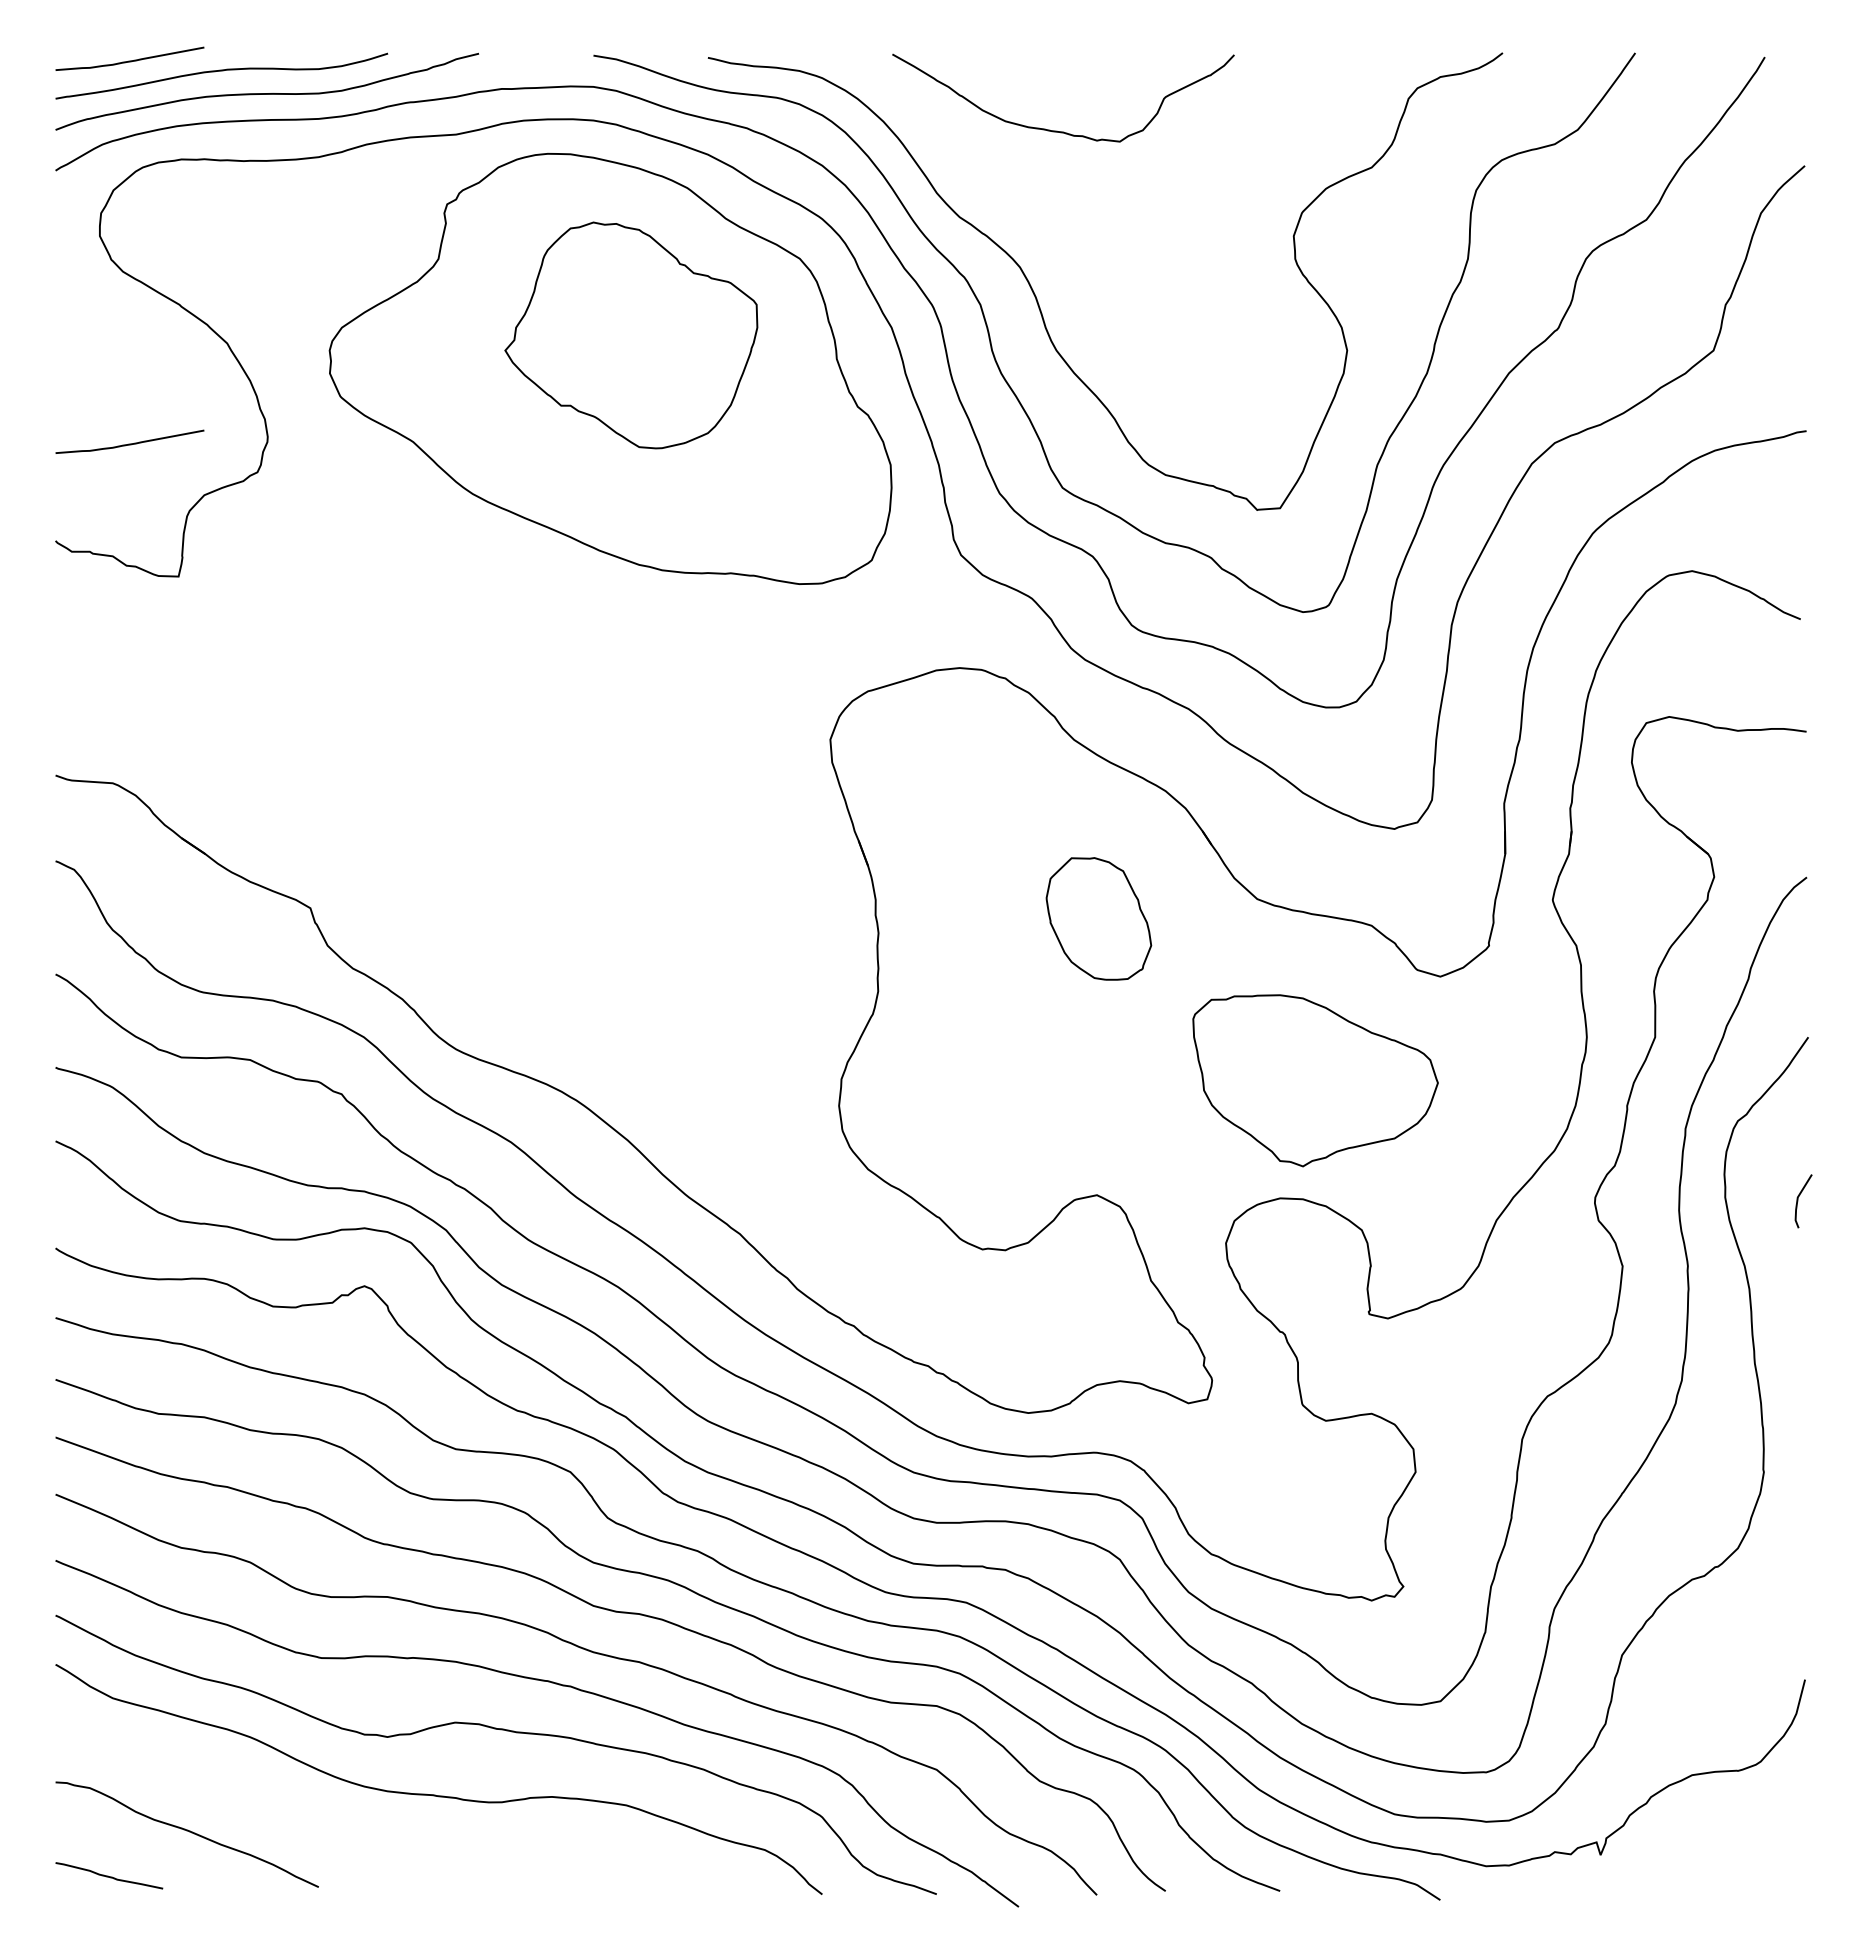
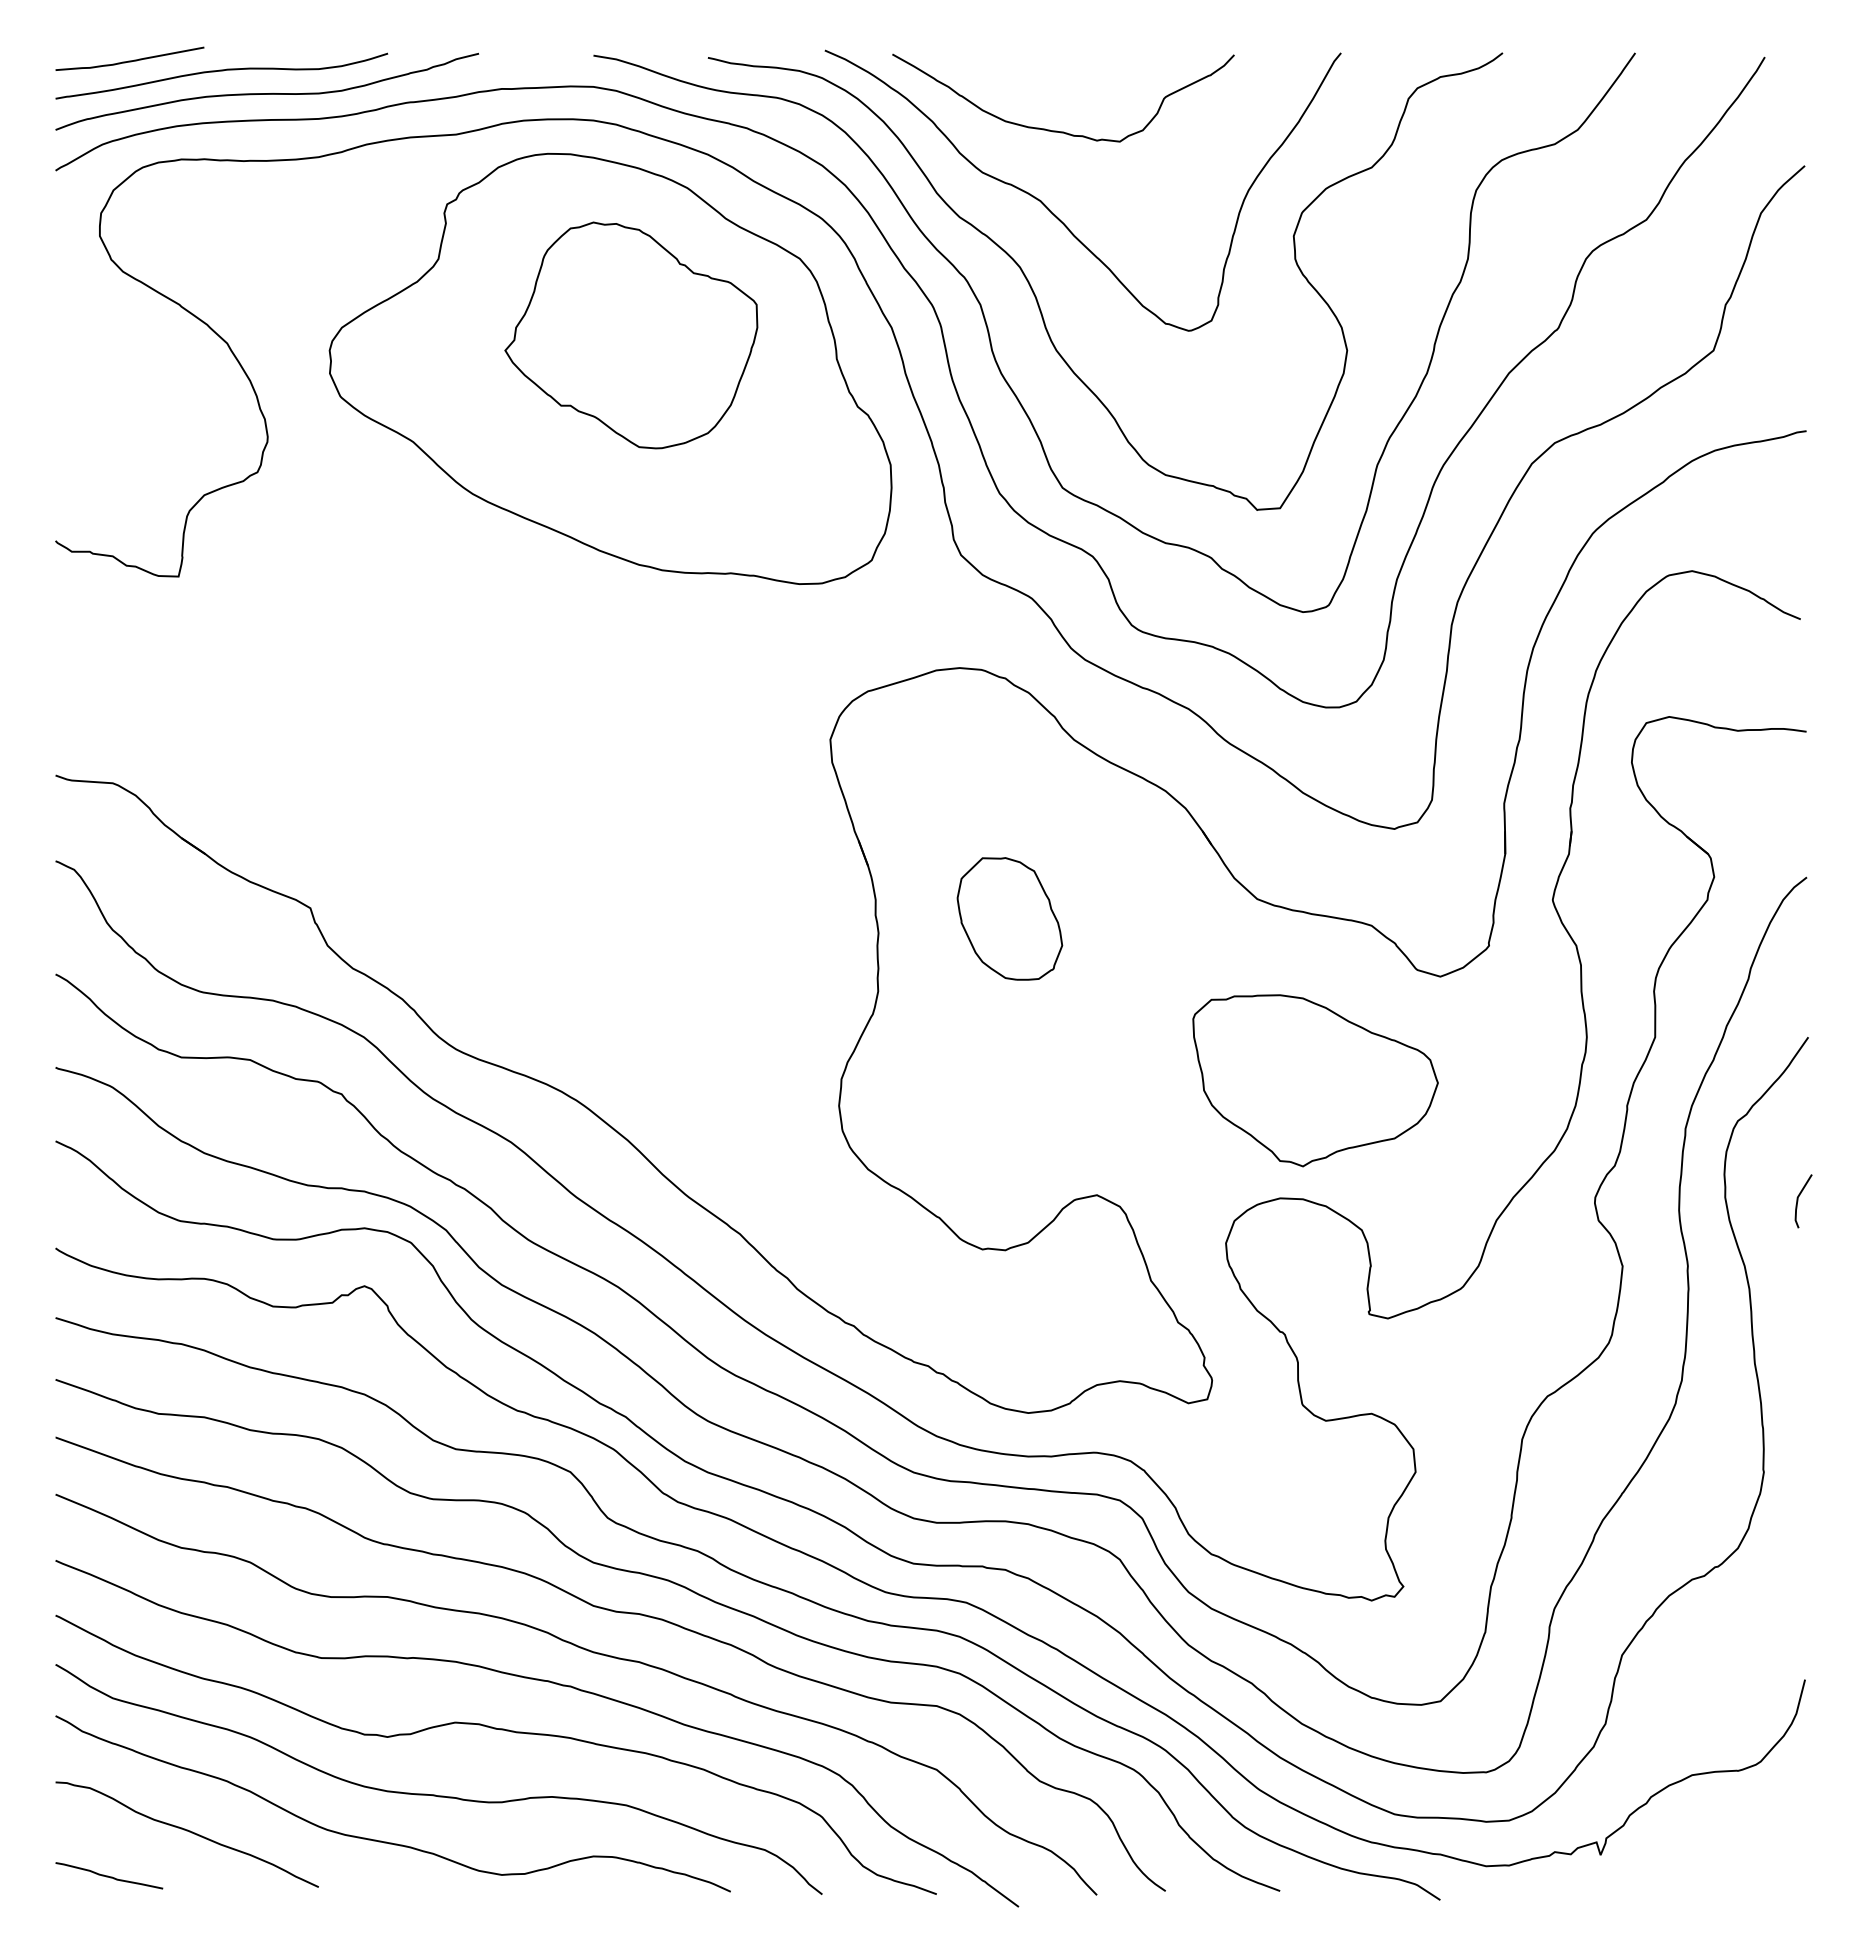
curve: none -> present (1056, 215)
curve: present -> none (129, 443)
part position: (1098, 918) -> (1009, 918) (1009, 918)
curve: none -> present (386, 1841)
